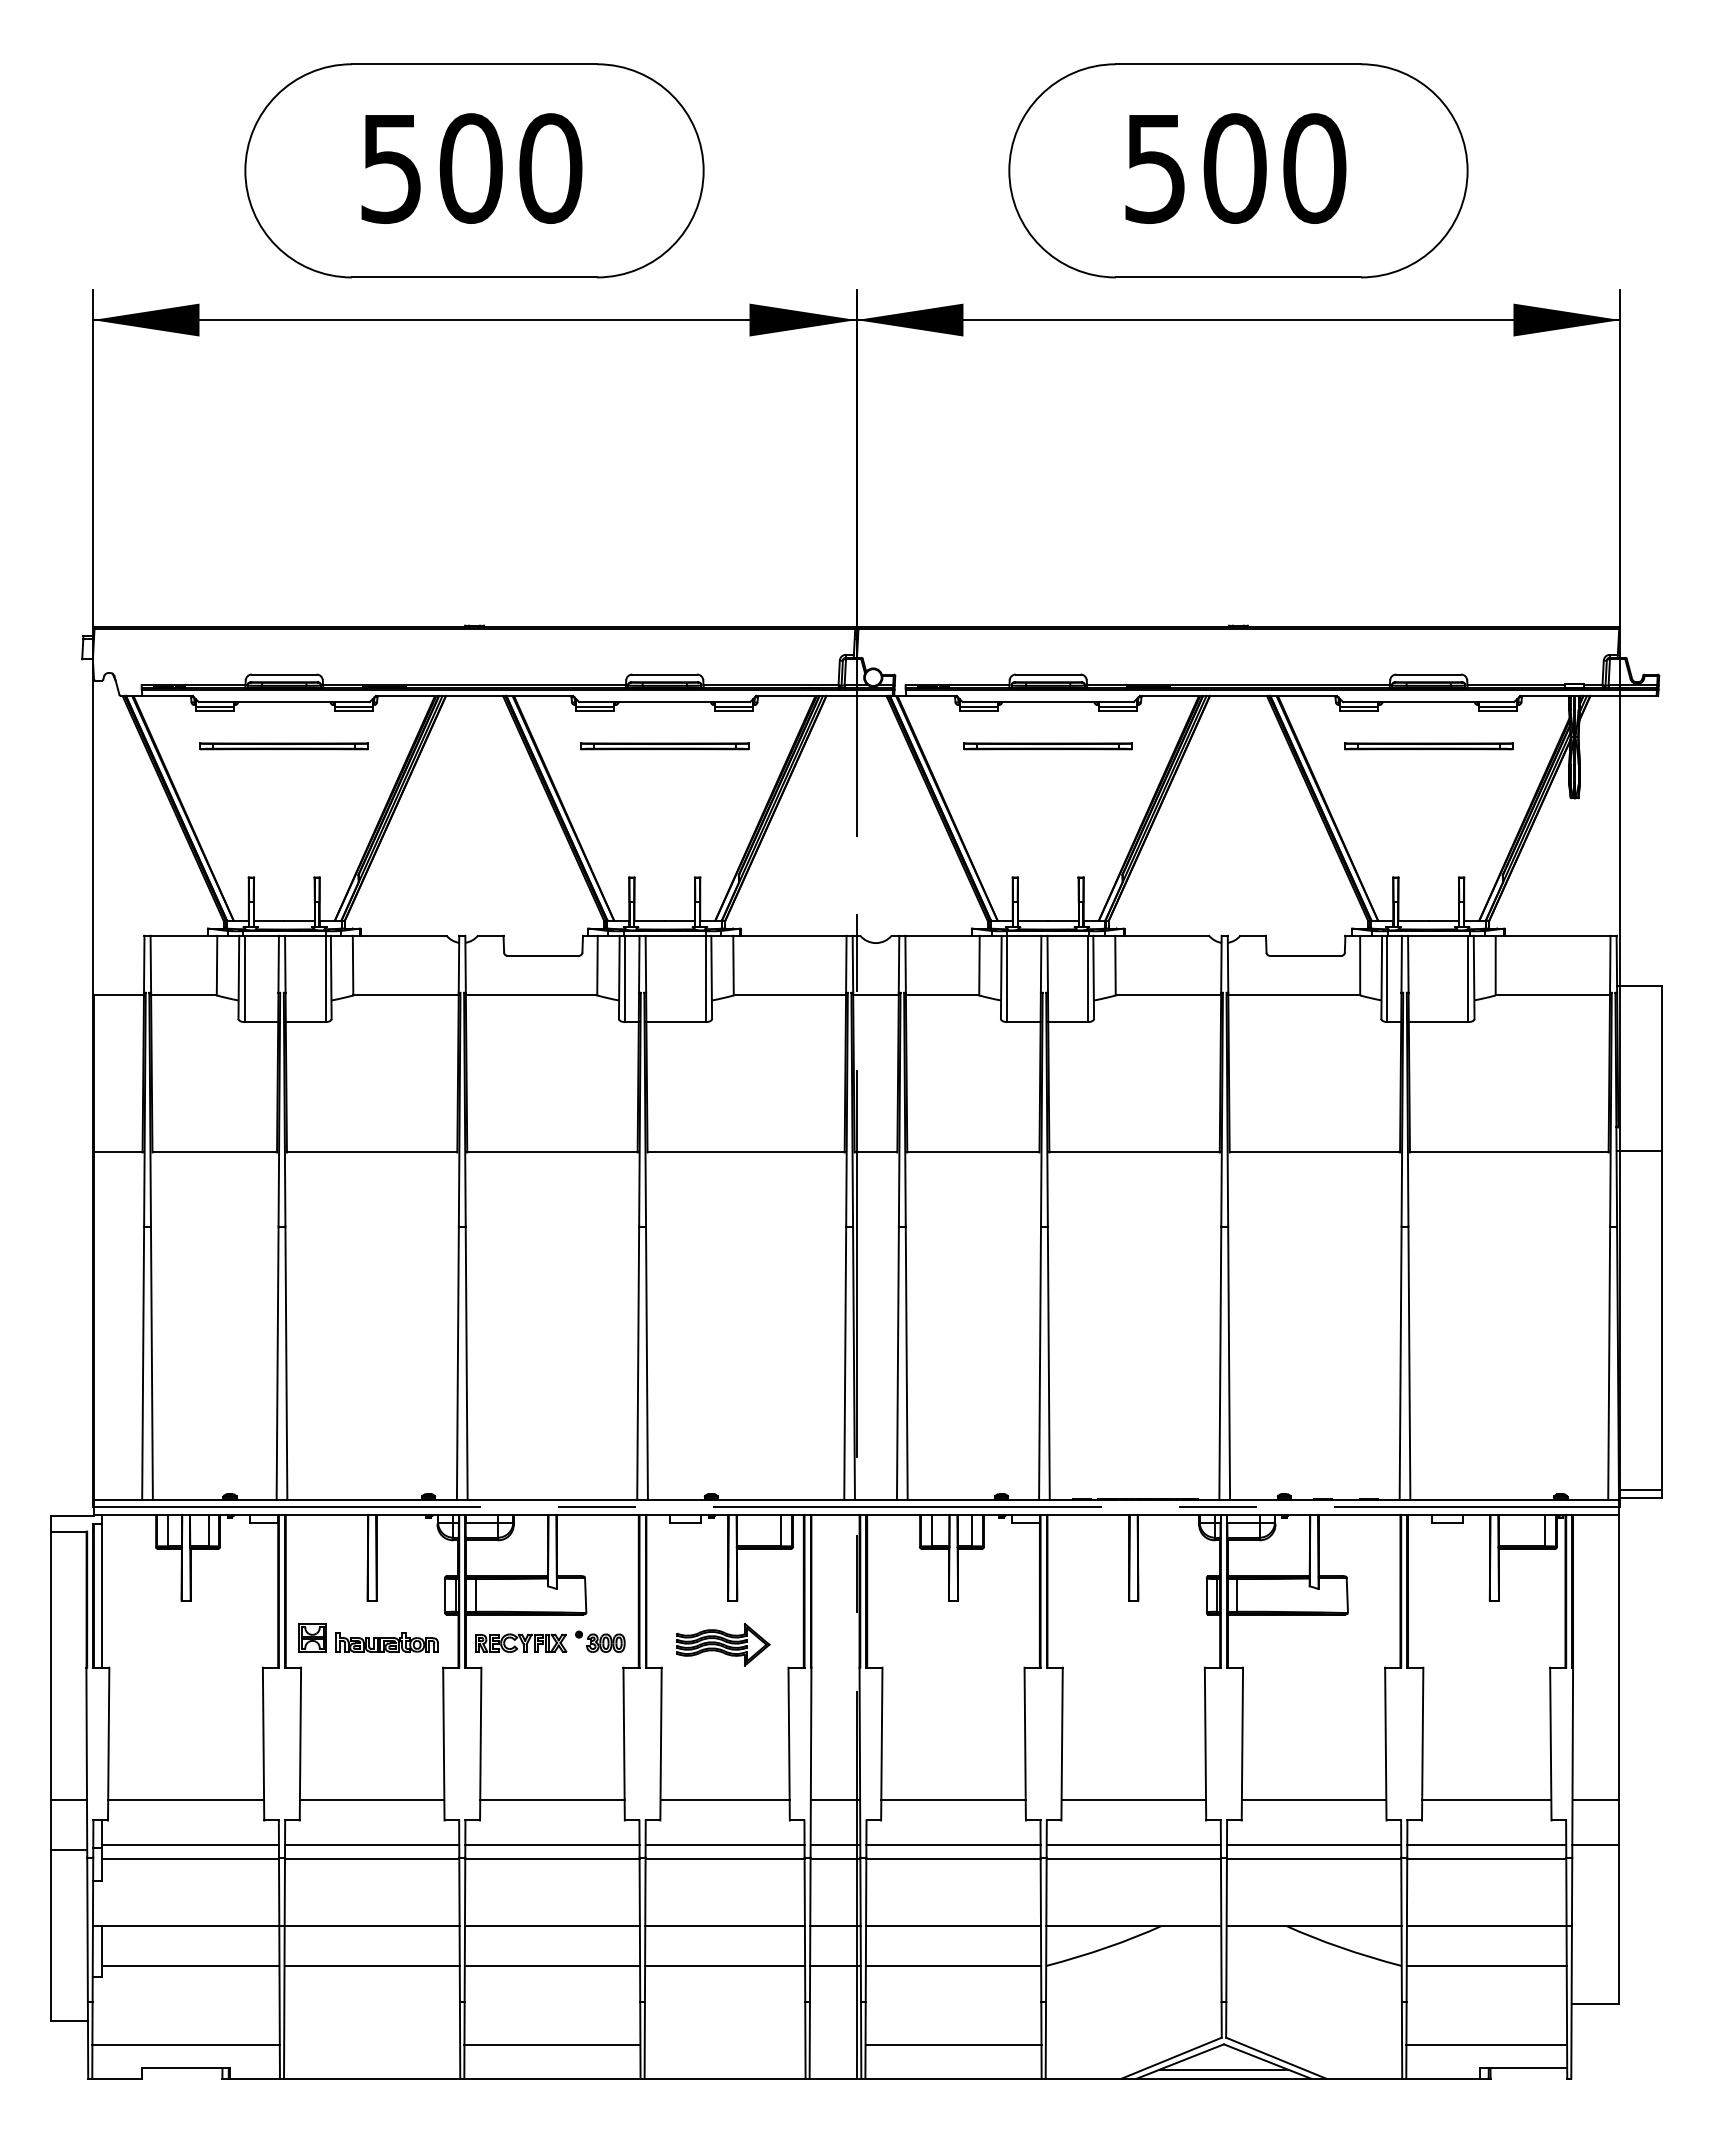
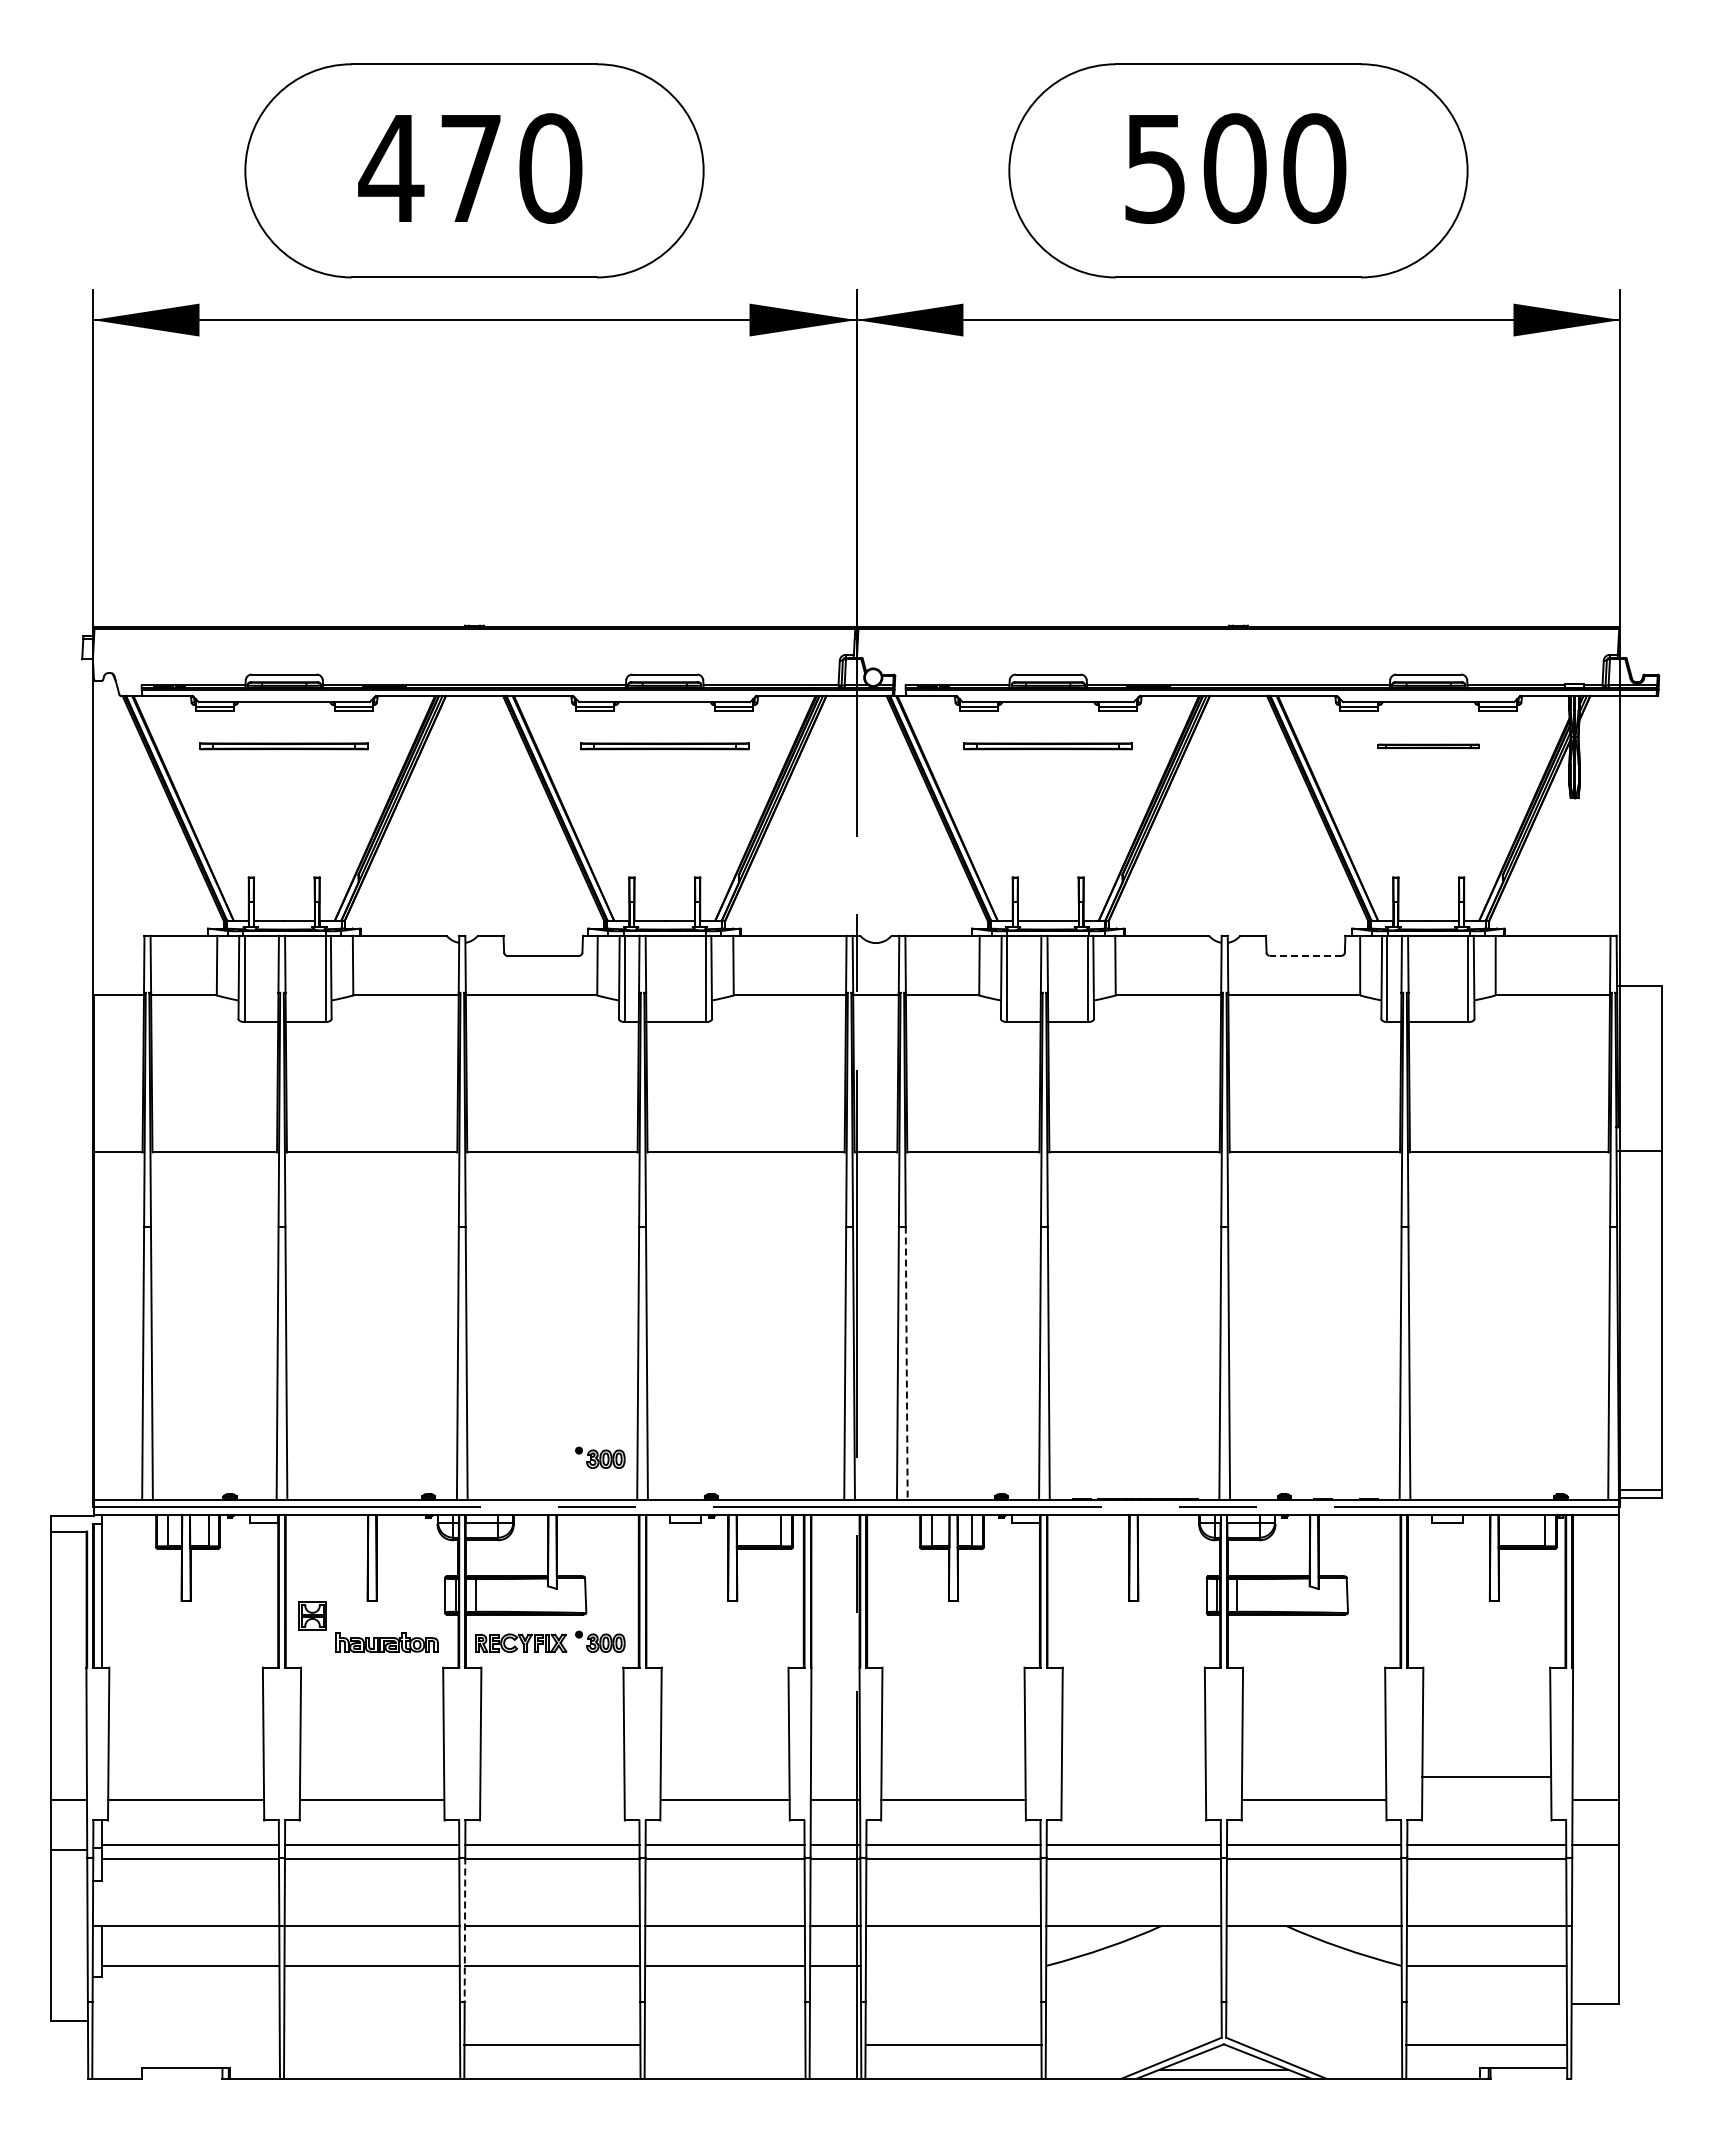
text: 500 -> 470 (430, 168)
part size: 170x9 px -> 103x7 px (1428, 746)
line: solid -> dashed (1305, 955)
line: solid -> dashed (906, 1363)
part: none -> present (600, 1457)
part position: (312, 1637) -> (312, 1615) (312, 1615)
part: present -> none (723, 1644)
line: present -> none (552, 1799)
line: present -> none (1133, 1799)
line position: (1486, 1799) -> (1486, 1776) (1486, 1776)
line: solid -> dashed (464, 1930)
line: present -> none (953, 1965)
line: present -> none (185, 2045)
